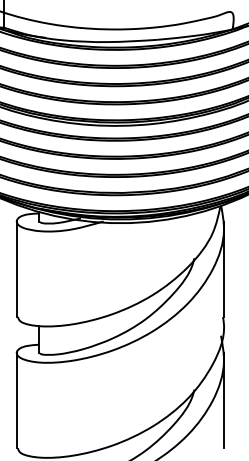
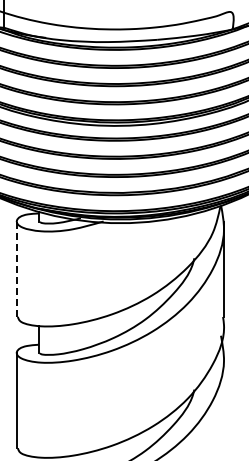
line: solid -> dashed (16, 269)
line: present -> none (224, 400)
